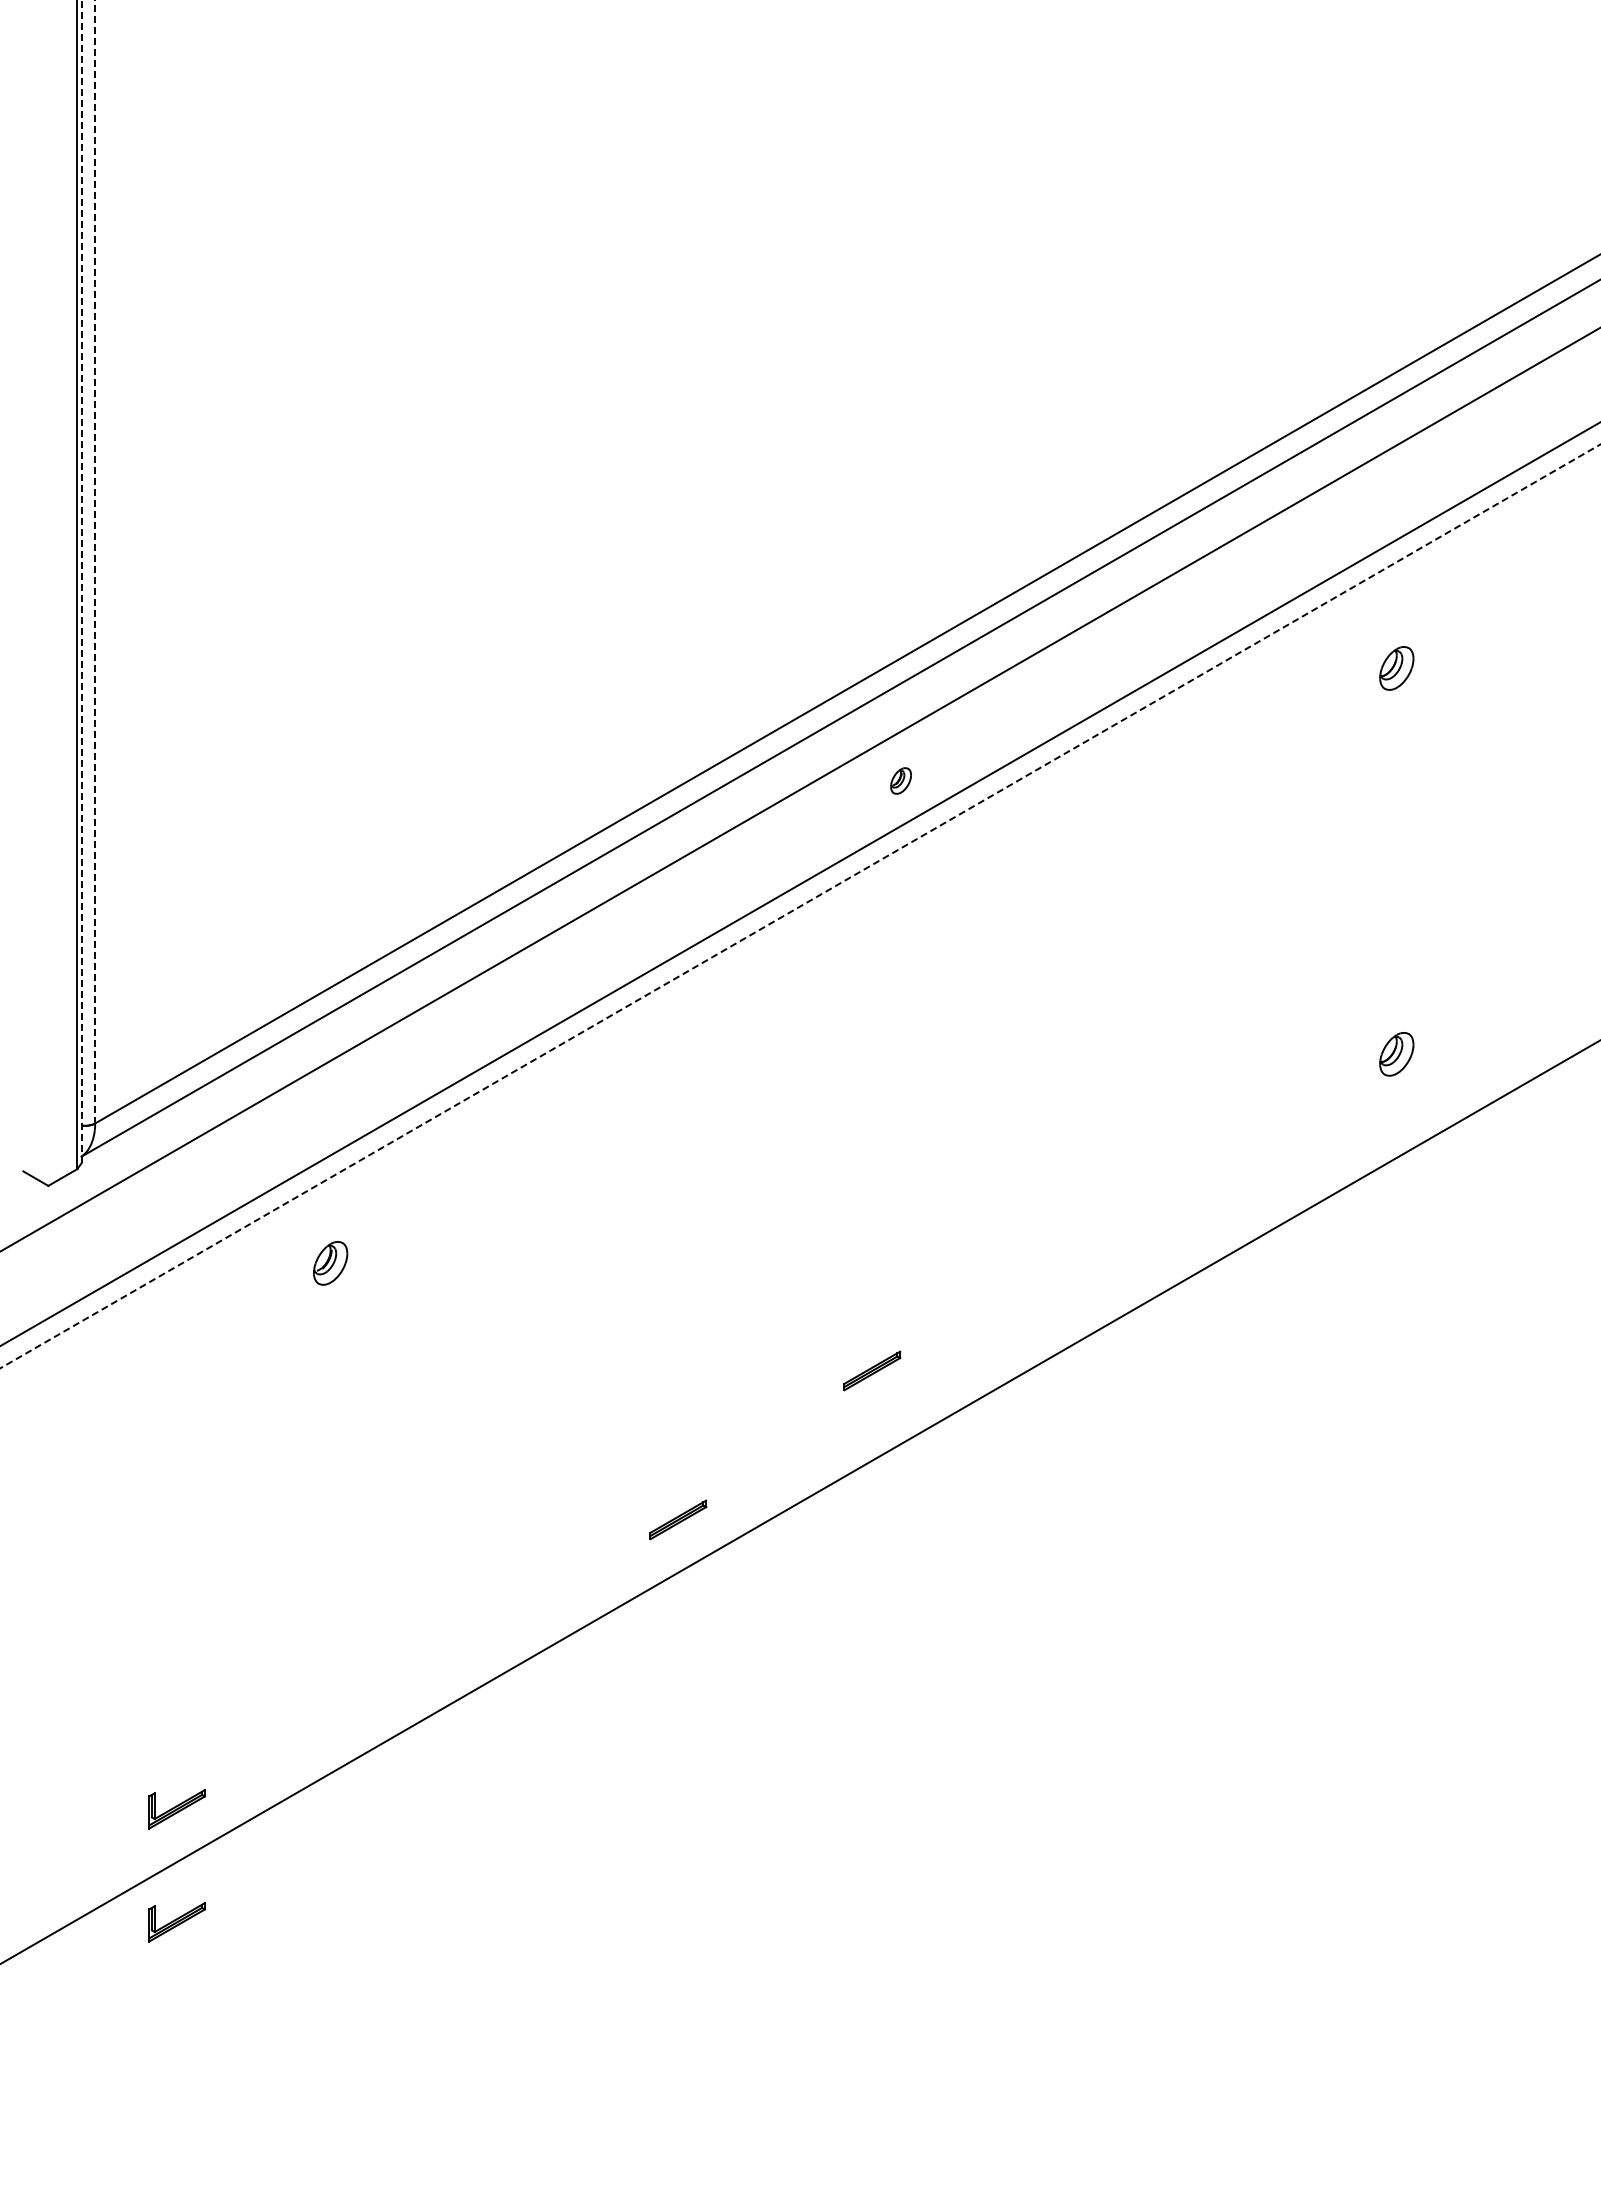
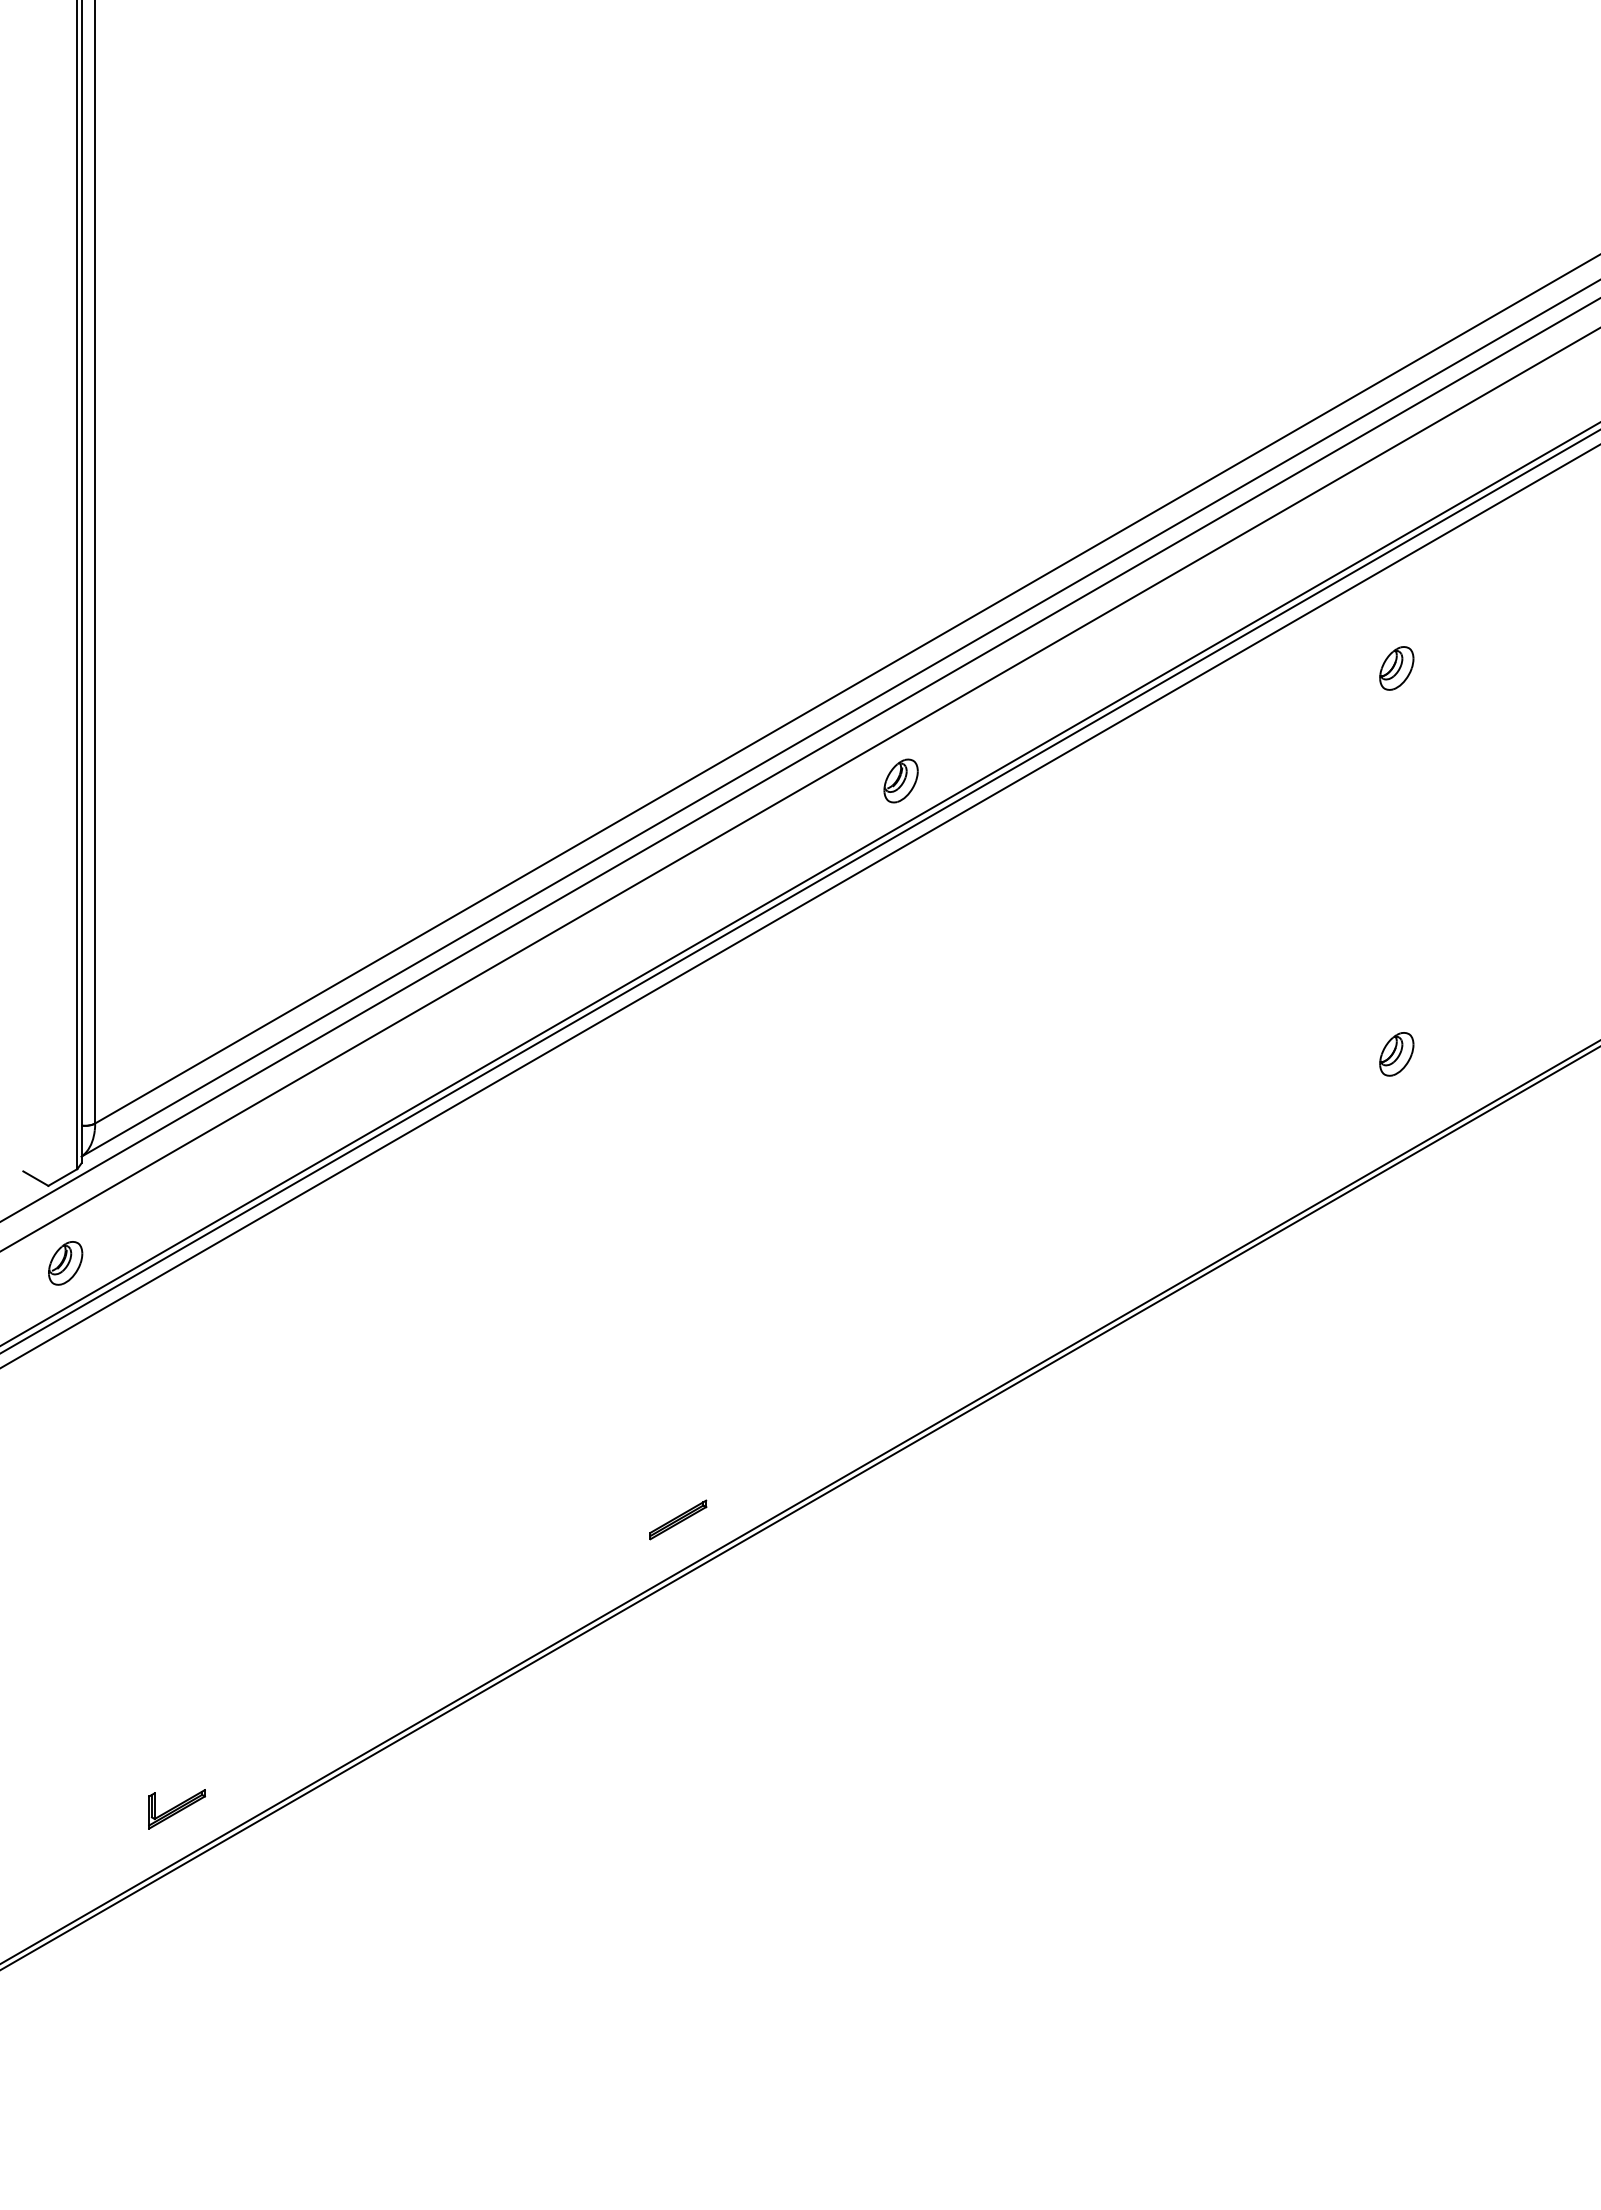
line: dashed -> solid (95, 561)
line: dashed -> solid (81, 581)
line: none -> present (799, 759)
part size: 22x28 px -> 36x46 px (900, 780)
line: none -> present (799, 891)
line: dashed -> solid (801, 905)
part position: (330, 1263) -> (65, 1263) (65, 1263)
part: present -> none (872, 1370)
line: none -> present (799, 1508)
part: present -> none (176, 1922)
